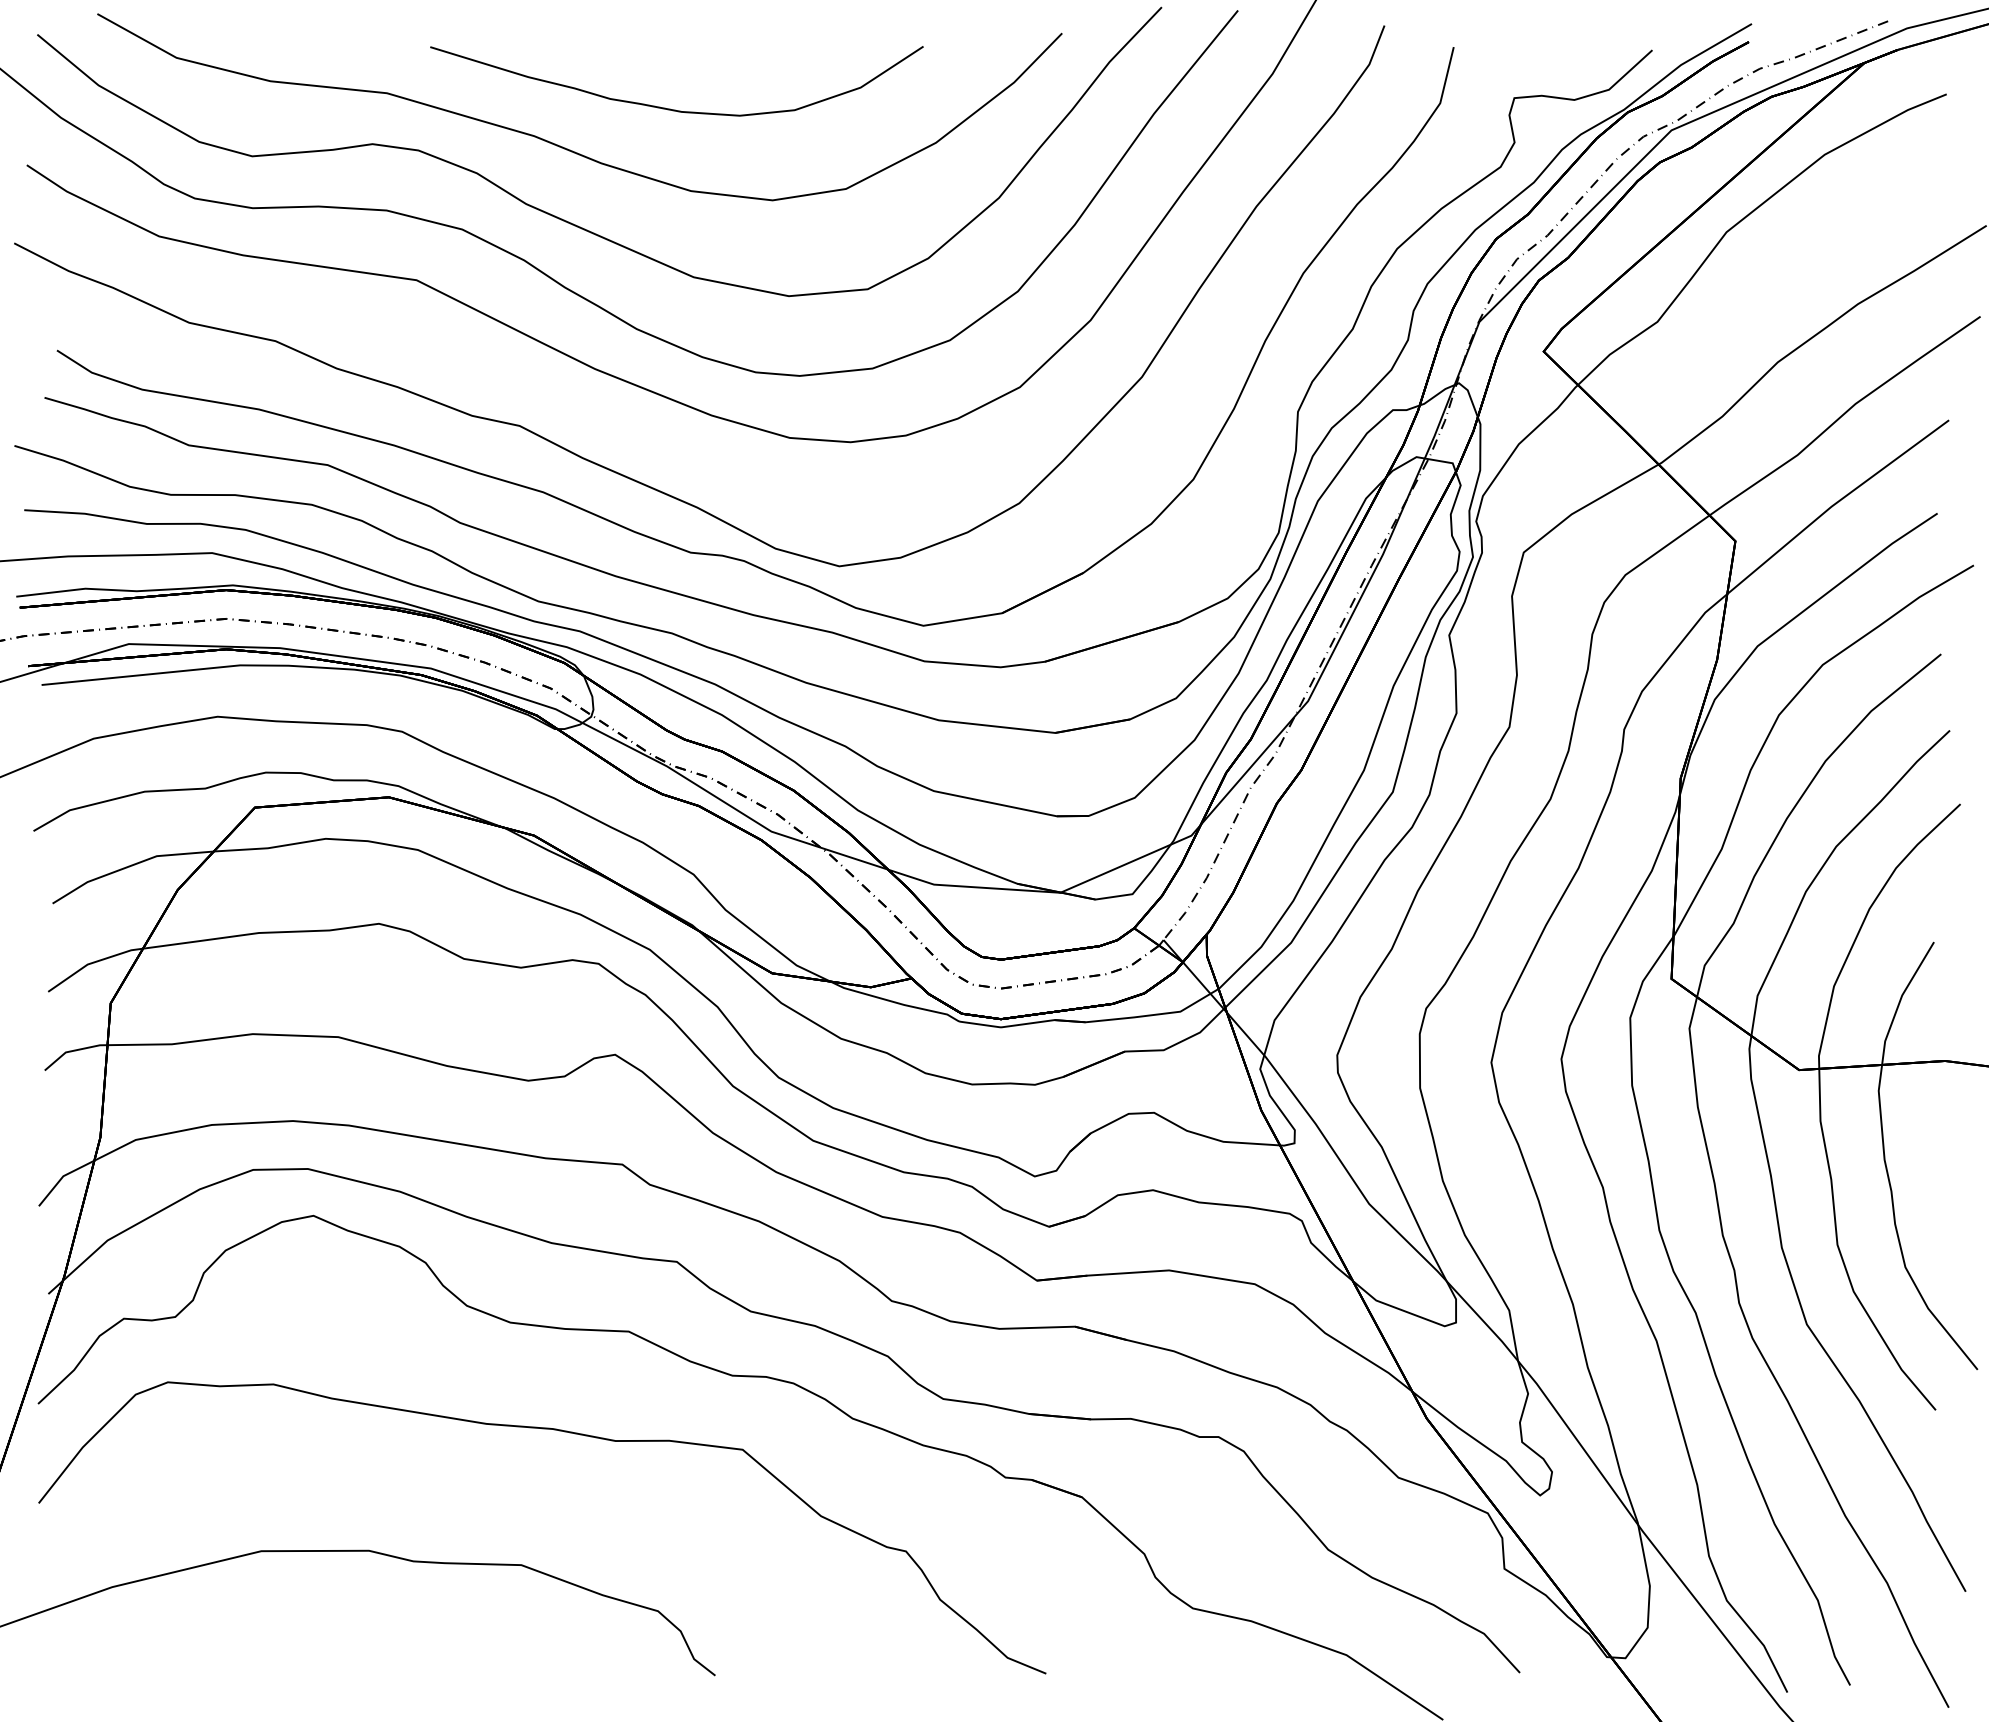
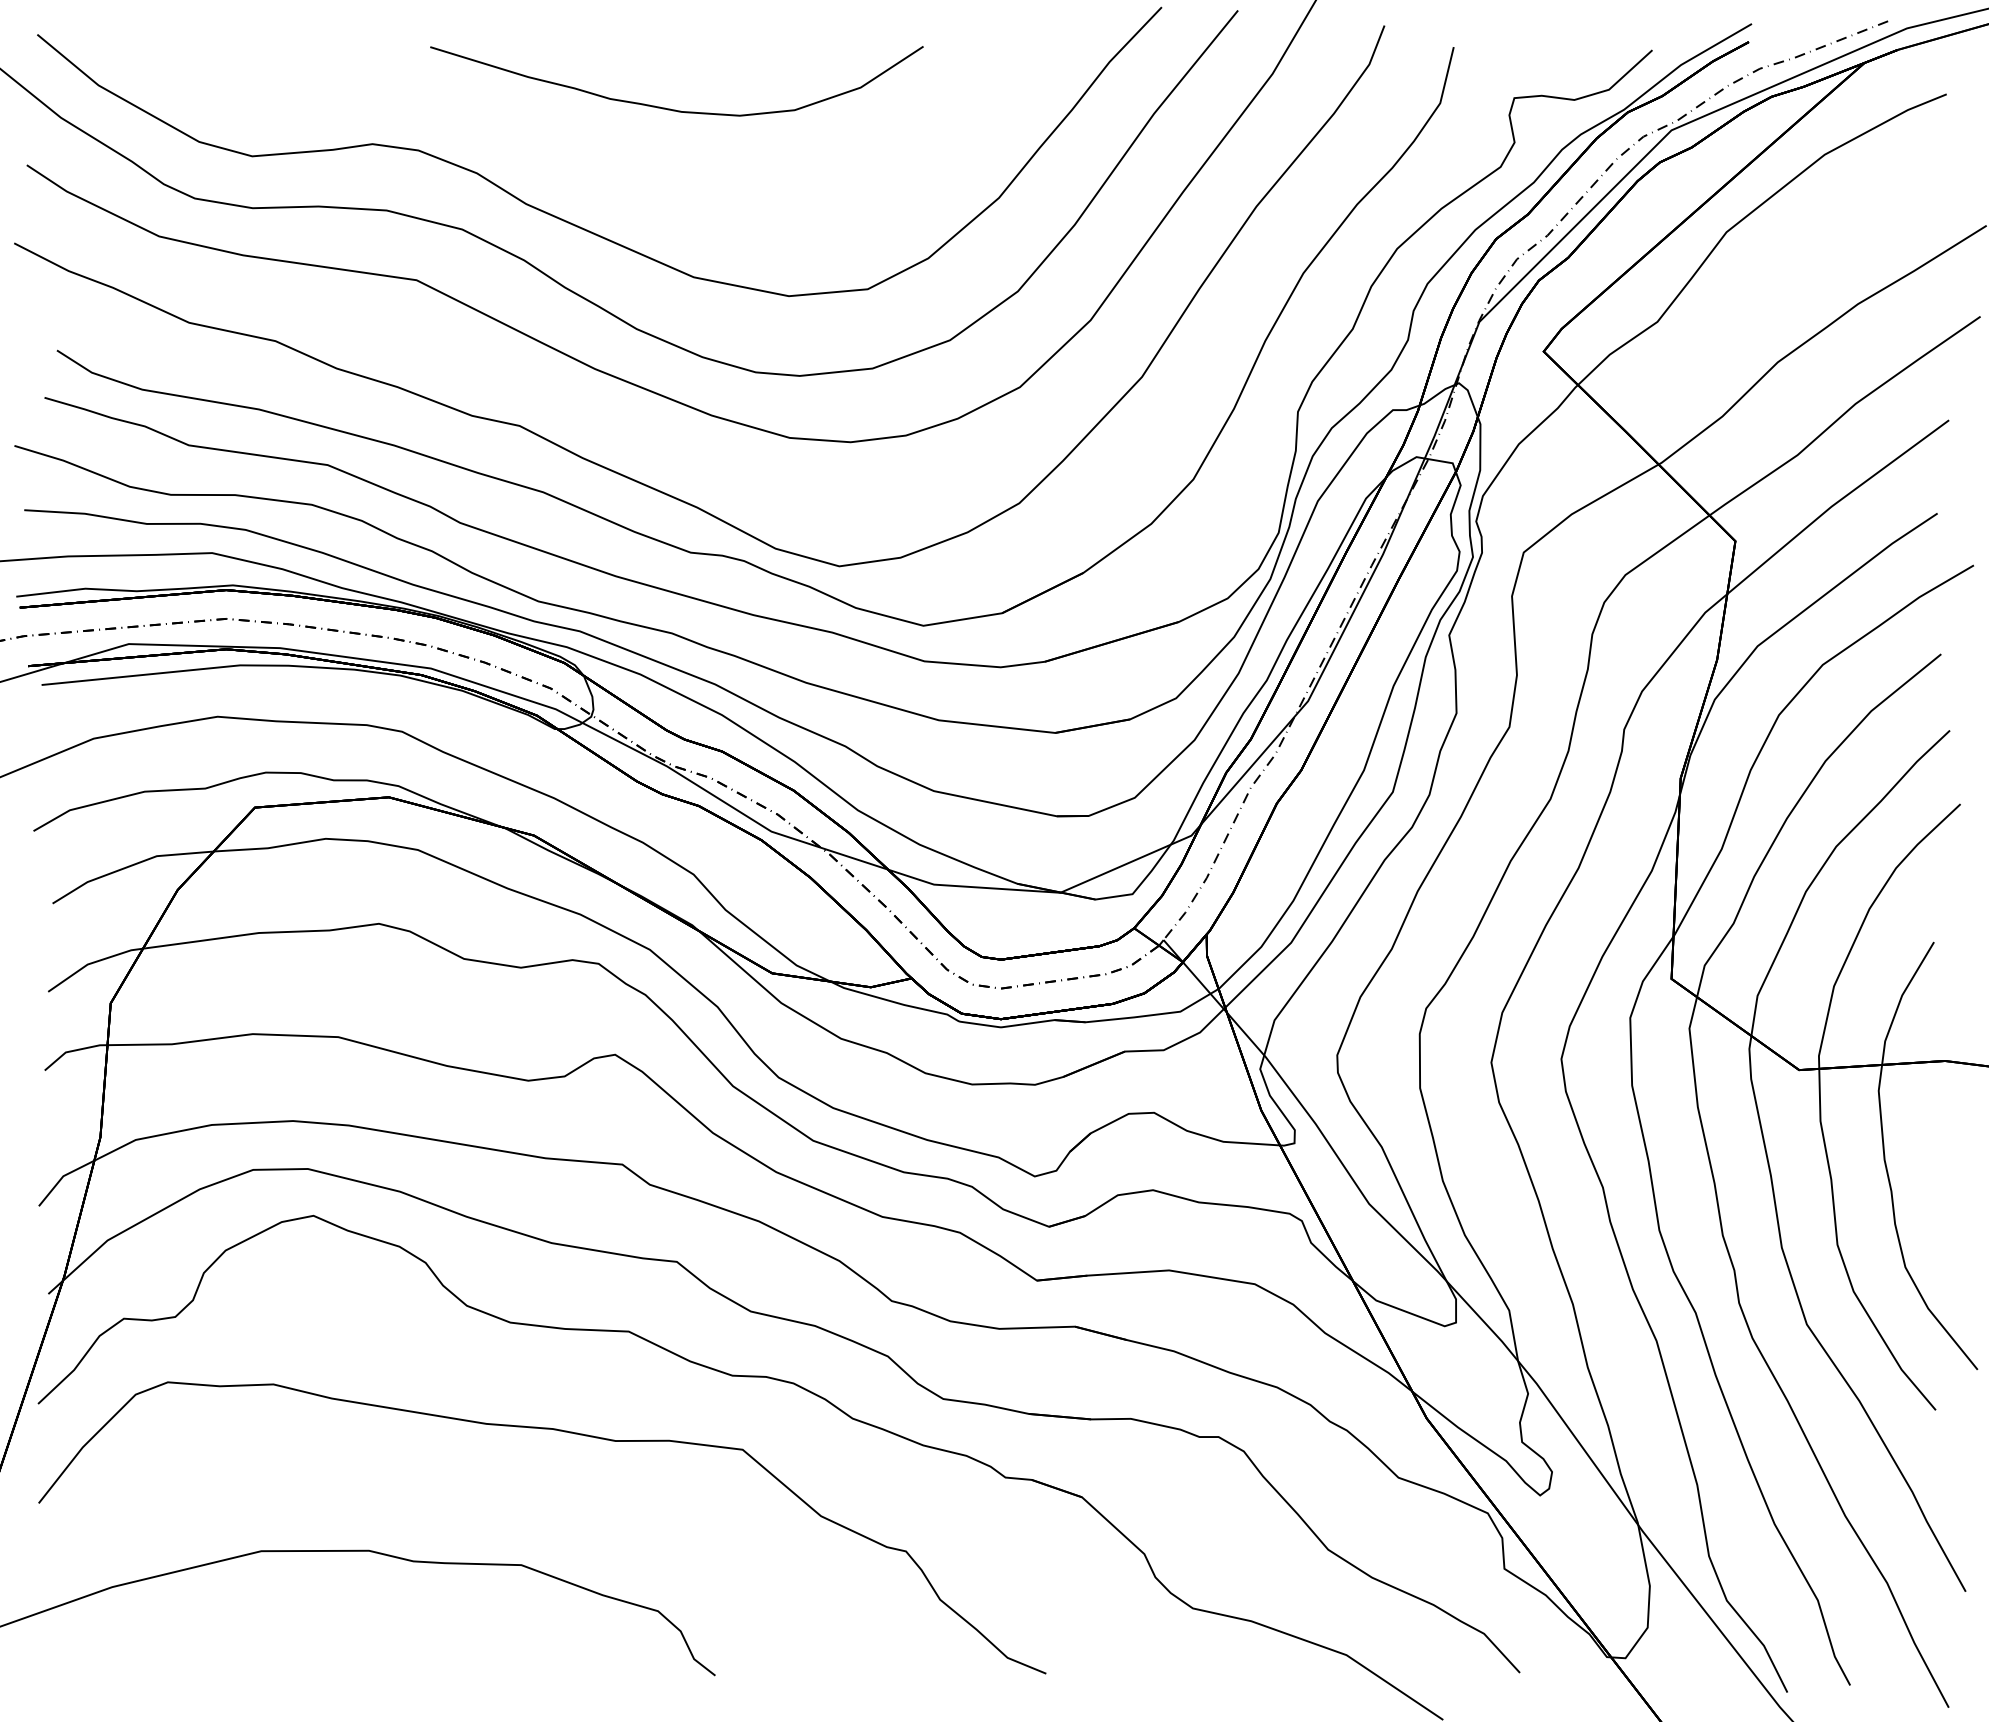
curve: present -> none (565, 147)
